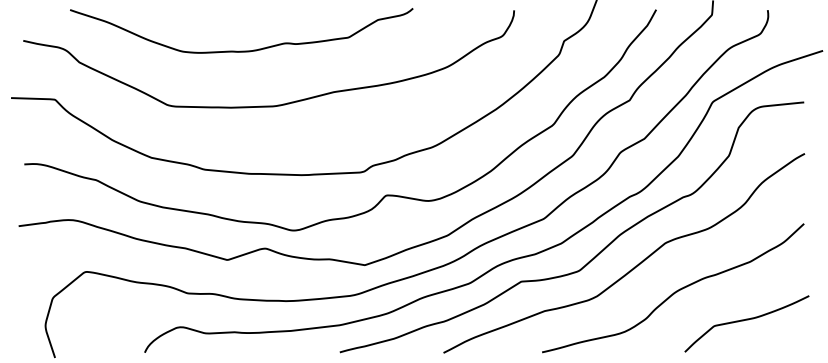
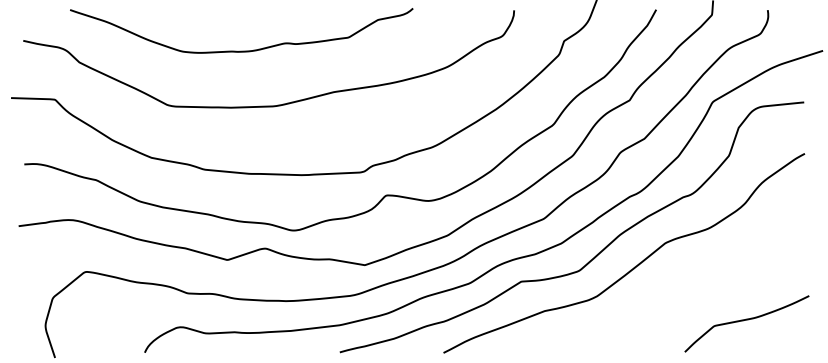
curve: present -> none (674, 291)
